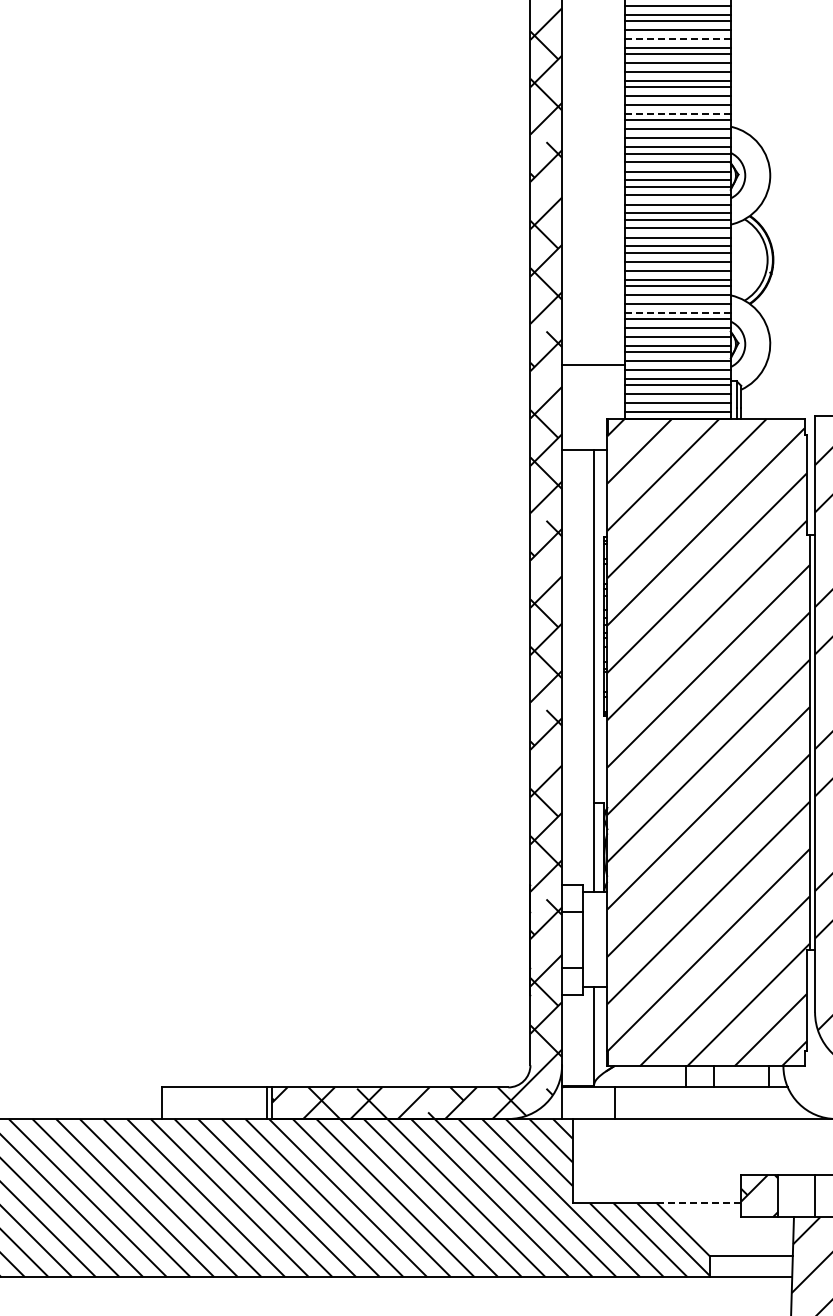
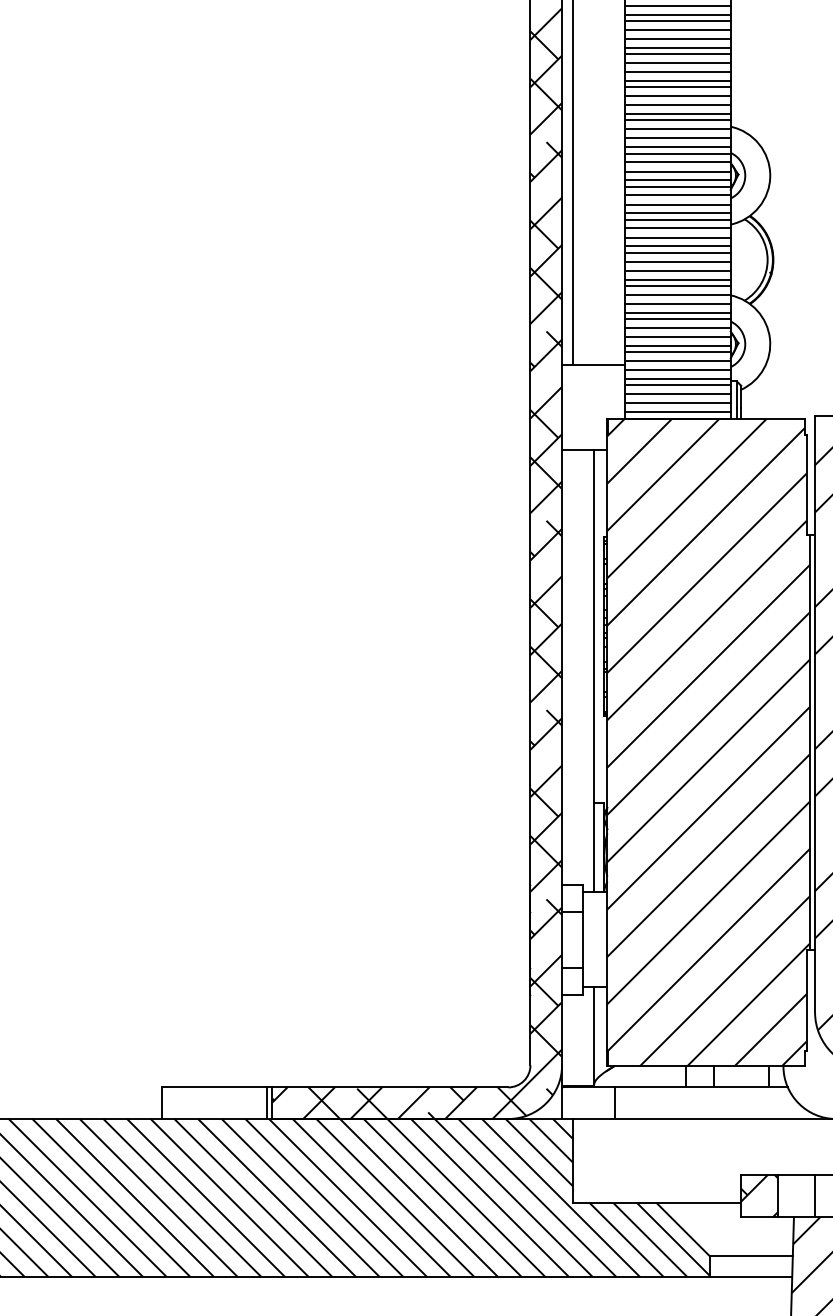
line: dashed -> solid (678, 39)
line: dashed -> solid (678, 114)
line: none -> present (572, 183)
line: dashed -> solid (678, 312)
line: dashed -> solid (698, 1203)
